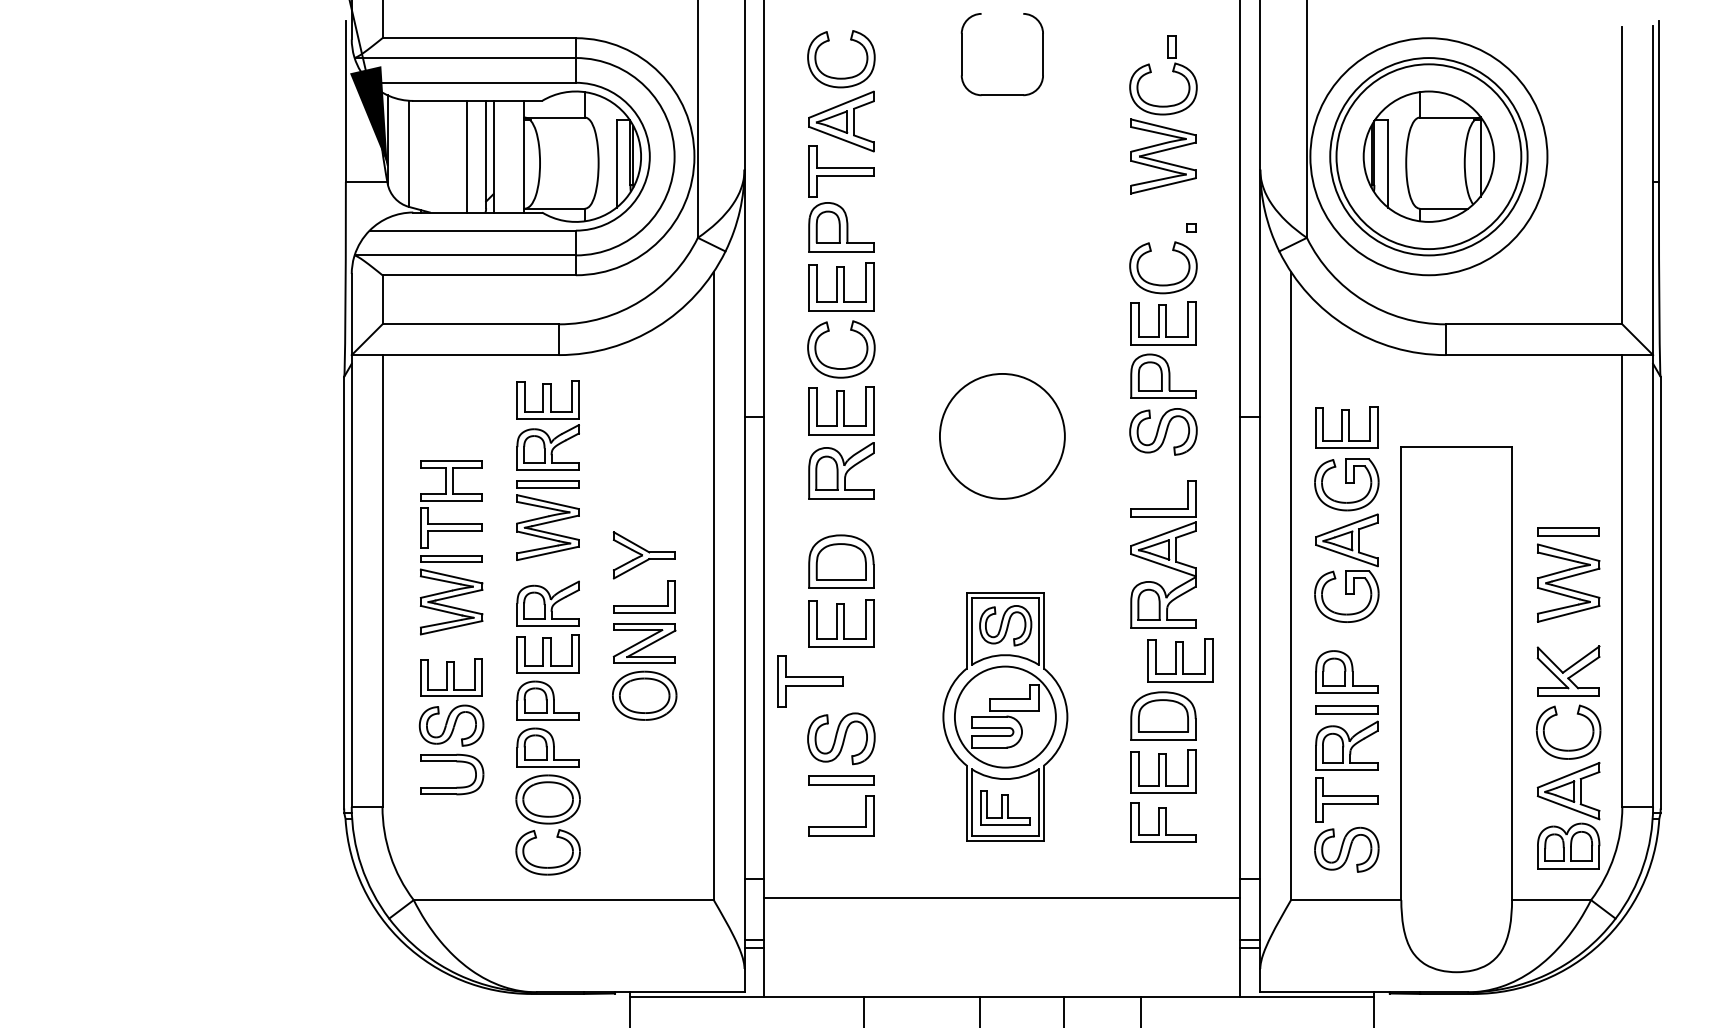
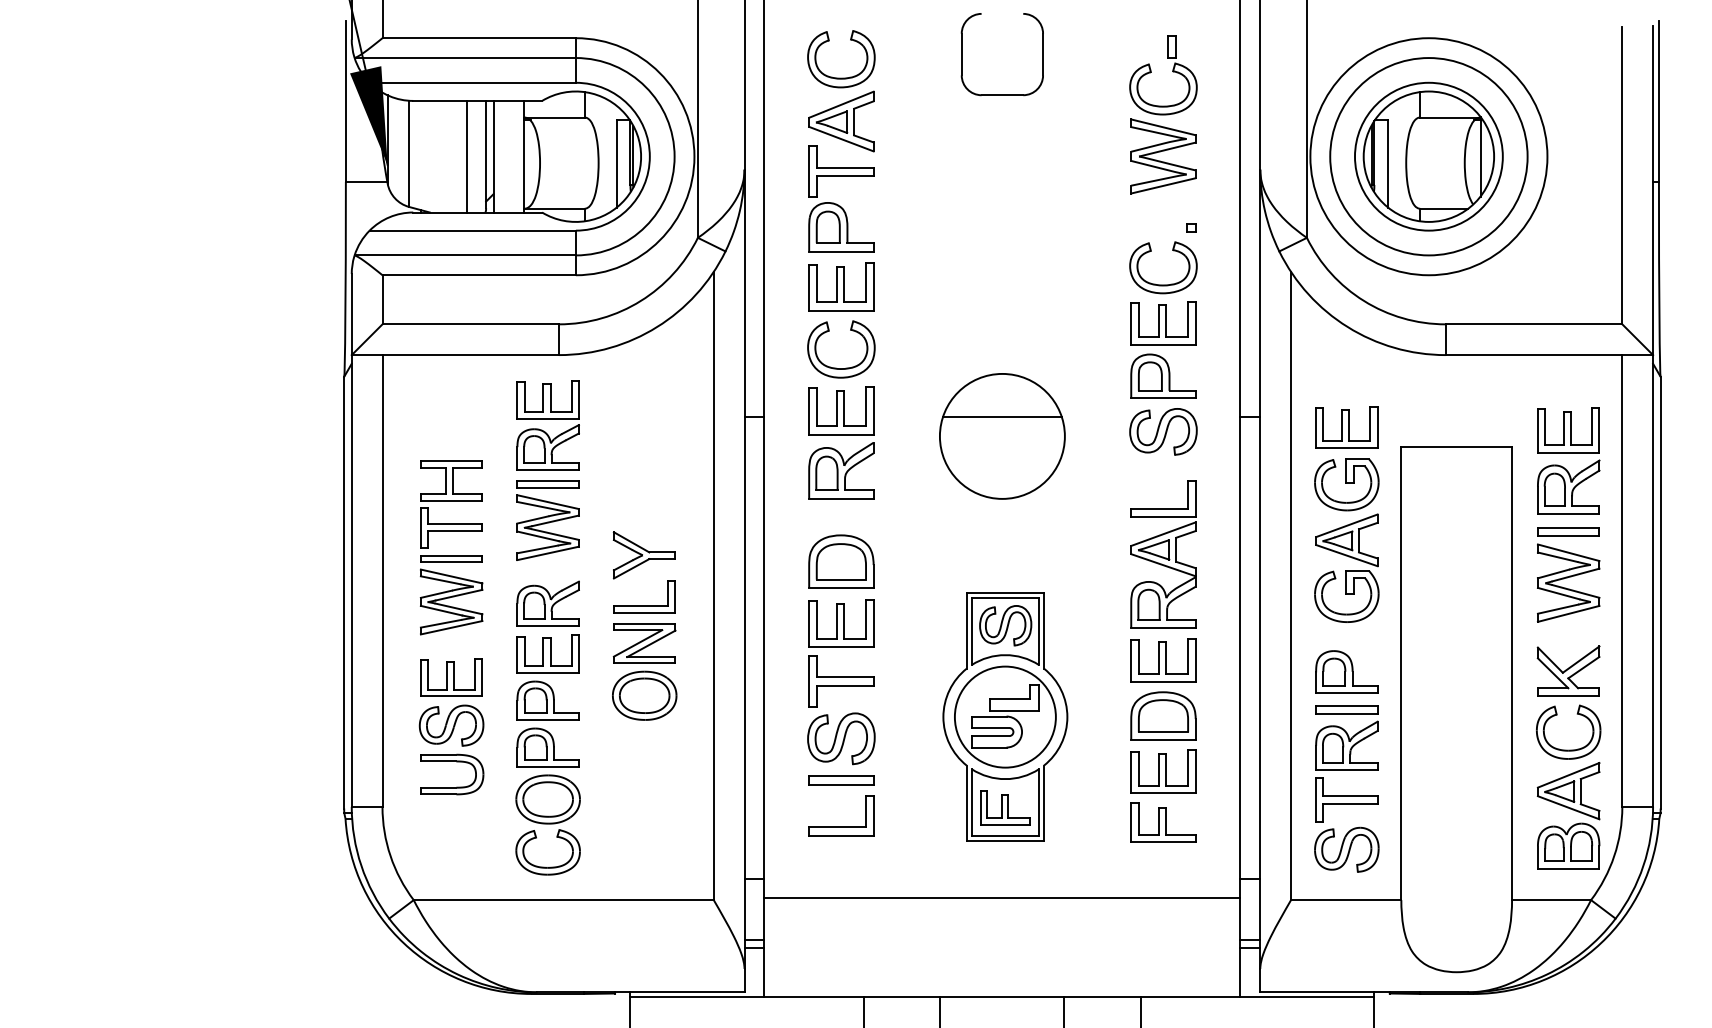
circle diameter: 185 px -> 148 px (1428, 156)
line: none -> present (1002, 416)
part: none -> present (1568, 453)
part position: (1180, 660) -> (1163, 660) (1163, 660)
part position: (810, 681) -> (841, 681) (841, 681)
line position: (980, 1010) -> (940, 1010) (940, 1010)
